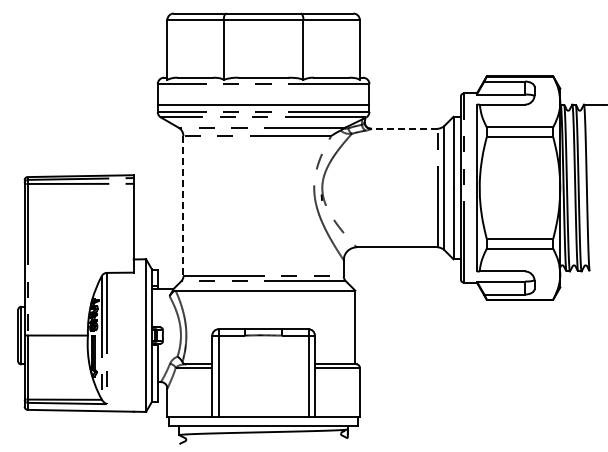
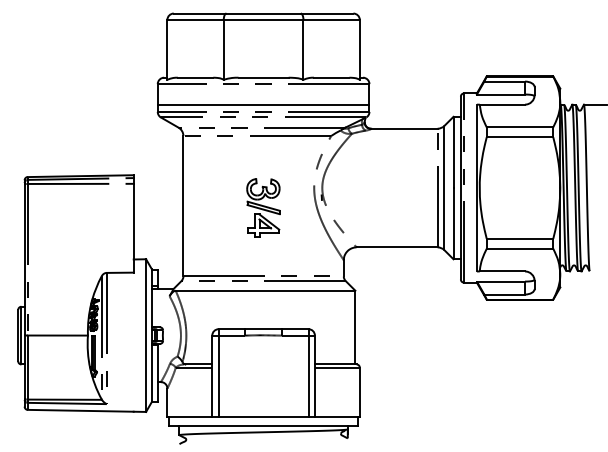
line: dashed -> solid (403, 128)
line: dashed -> solid (183, 206)
part: none -> present (263, 207)
